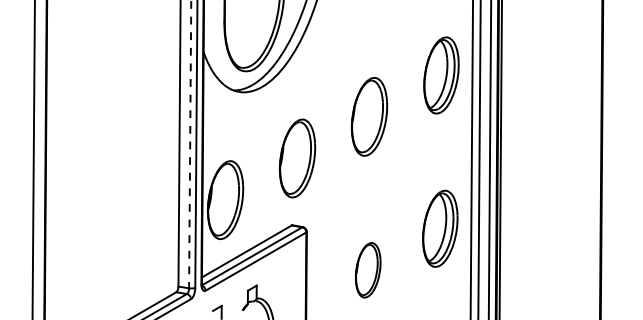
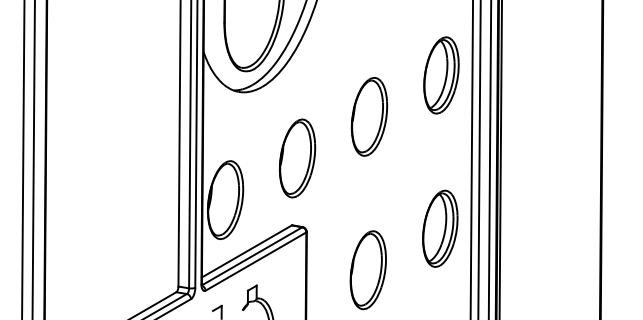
line: dashed -> solid (190, 144)
line: none -> present (23, 159)
part size: 27x57 px -> 38x81 px (367, 270)
